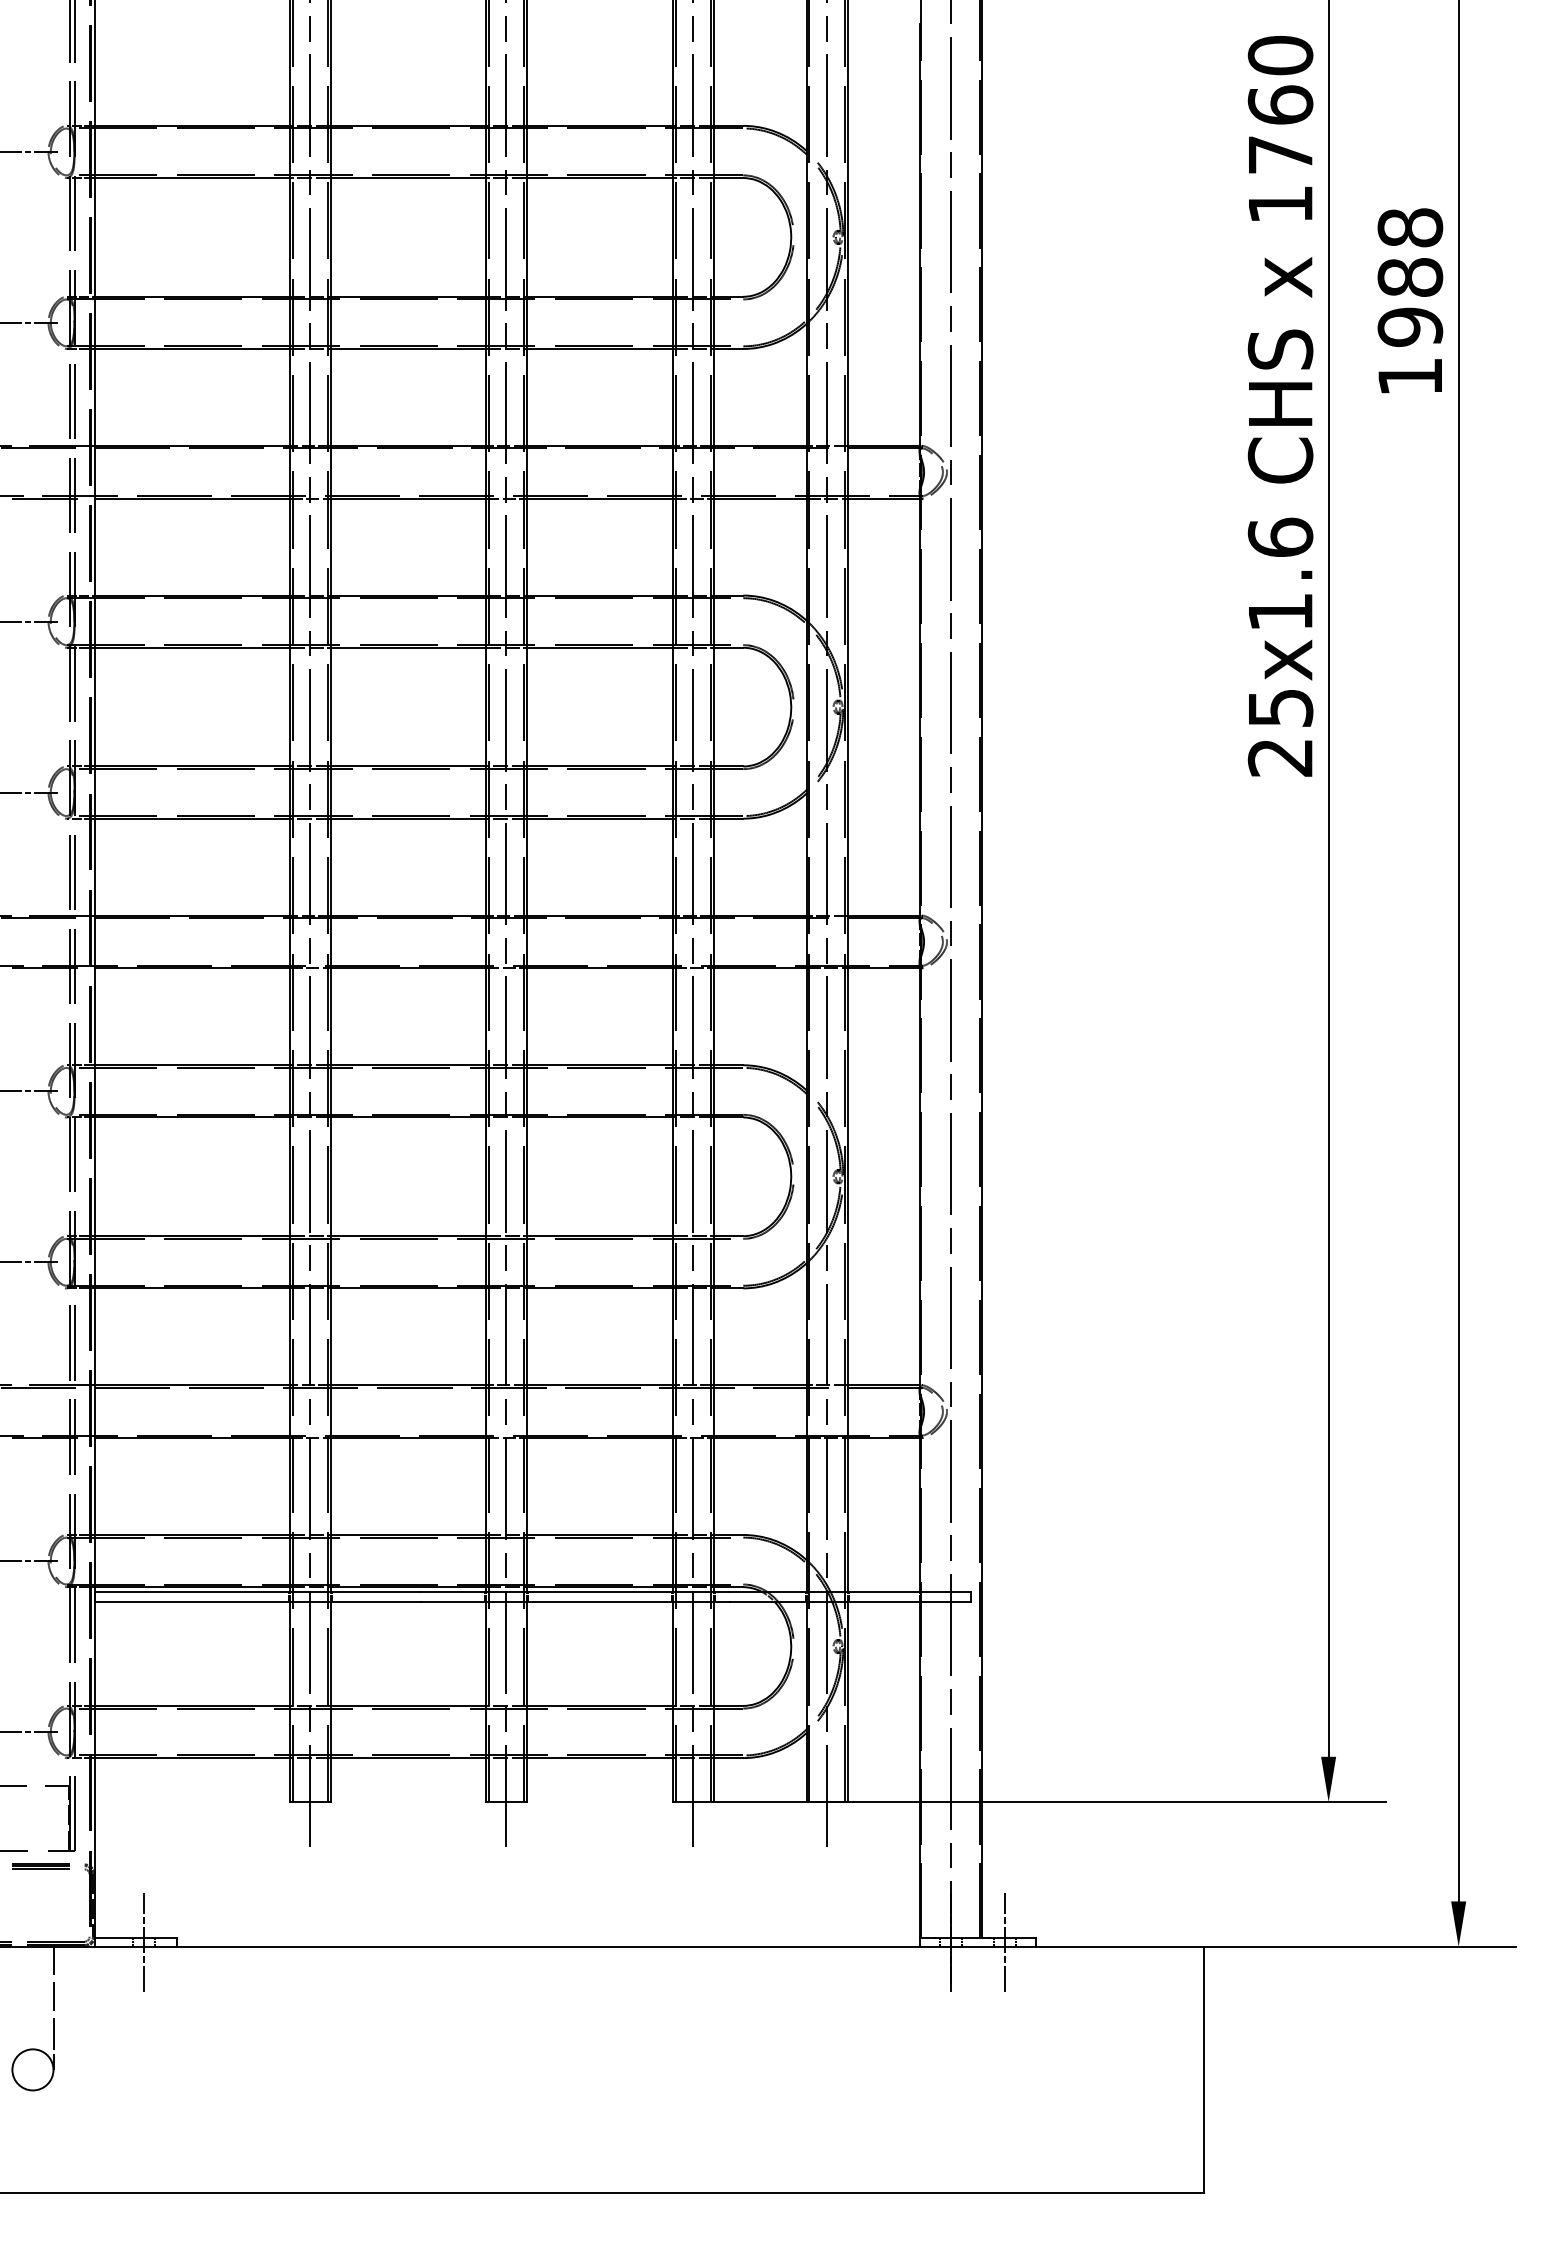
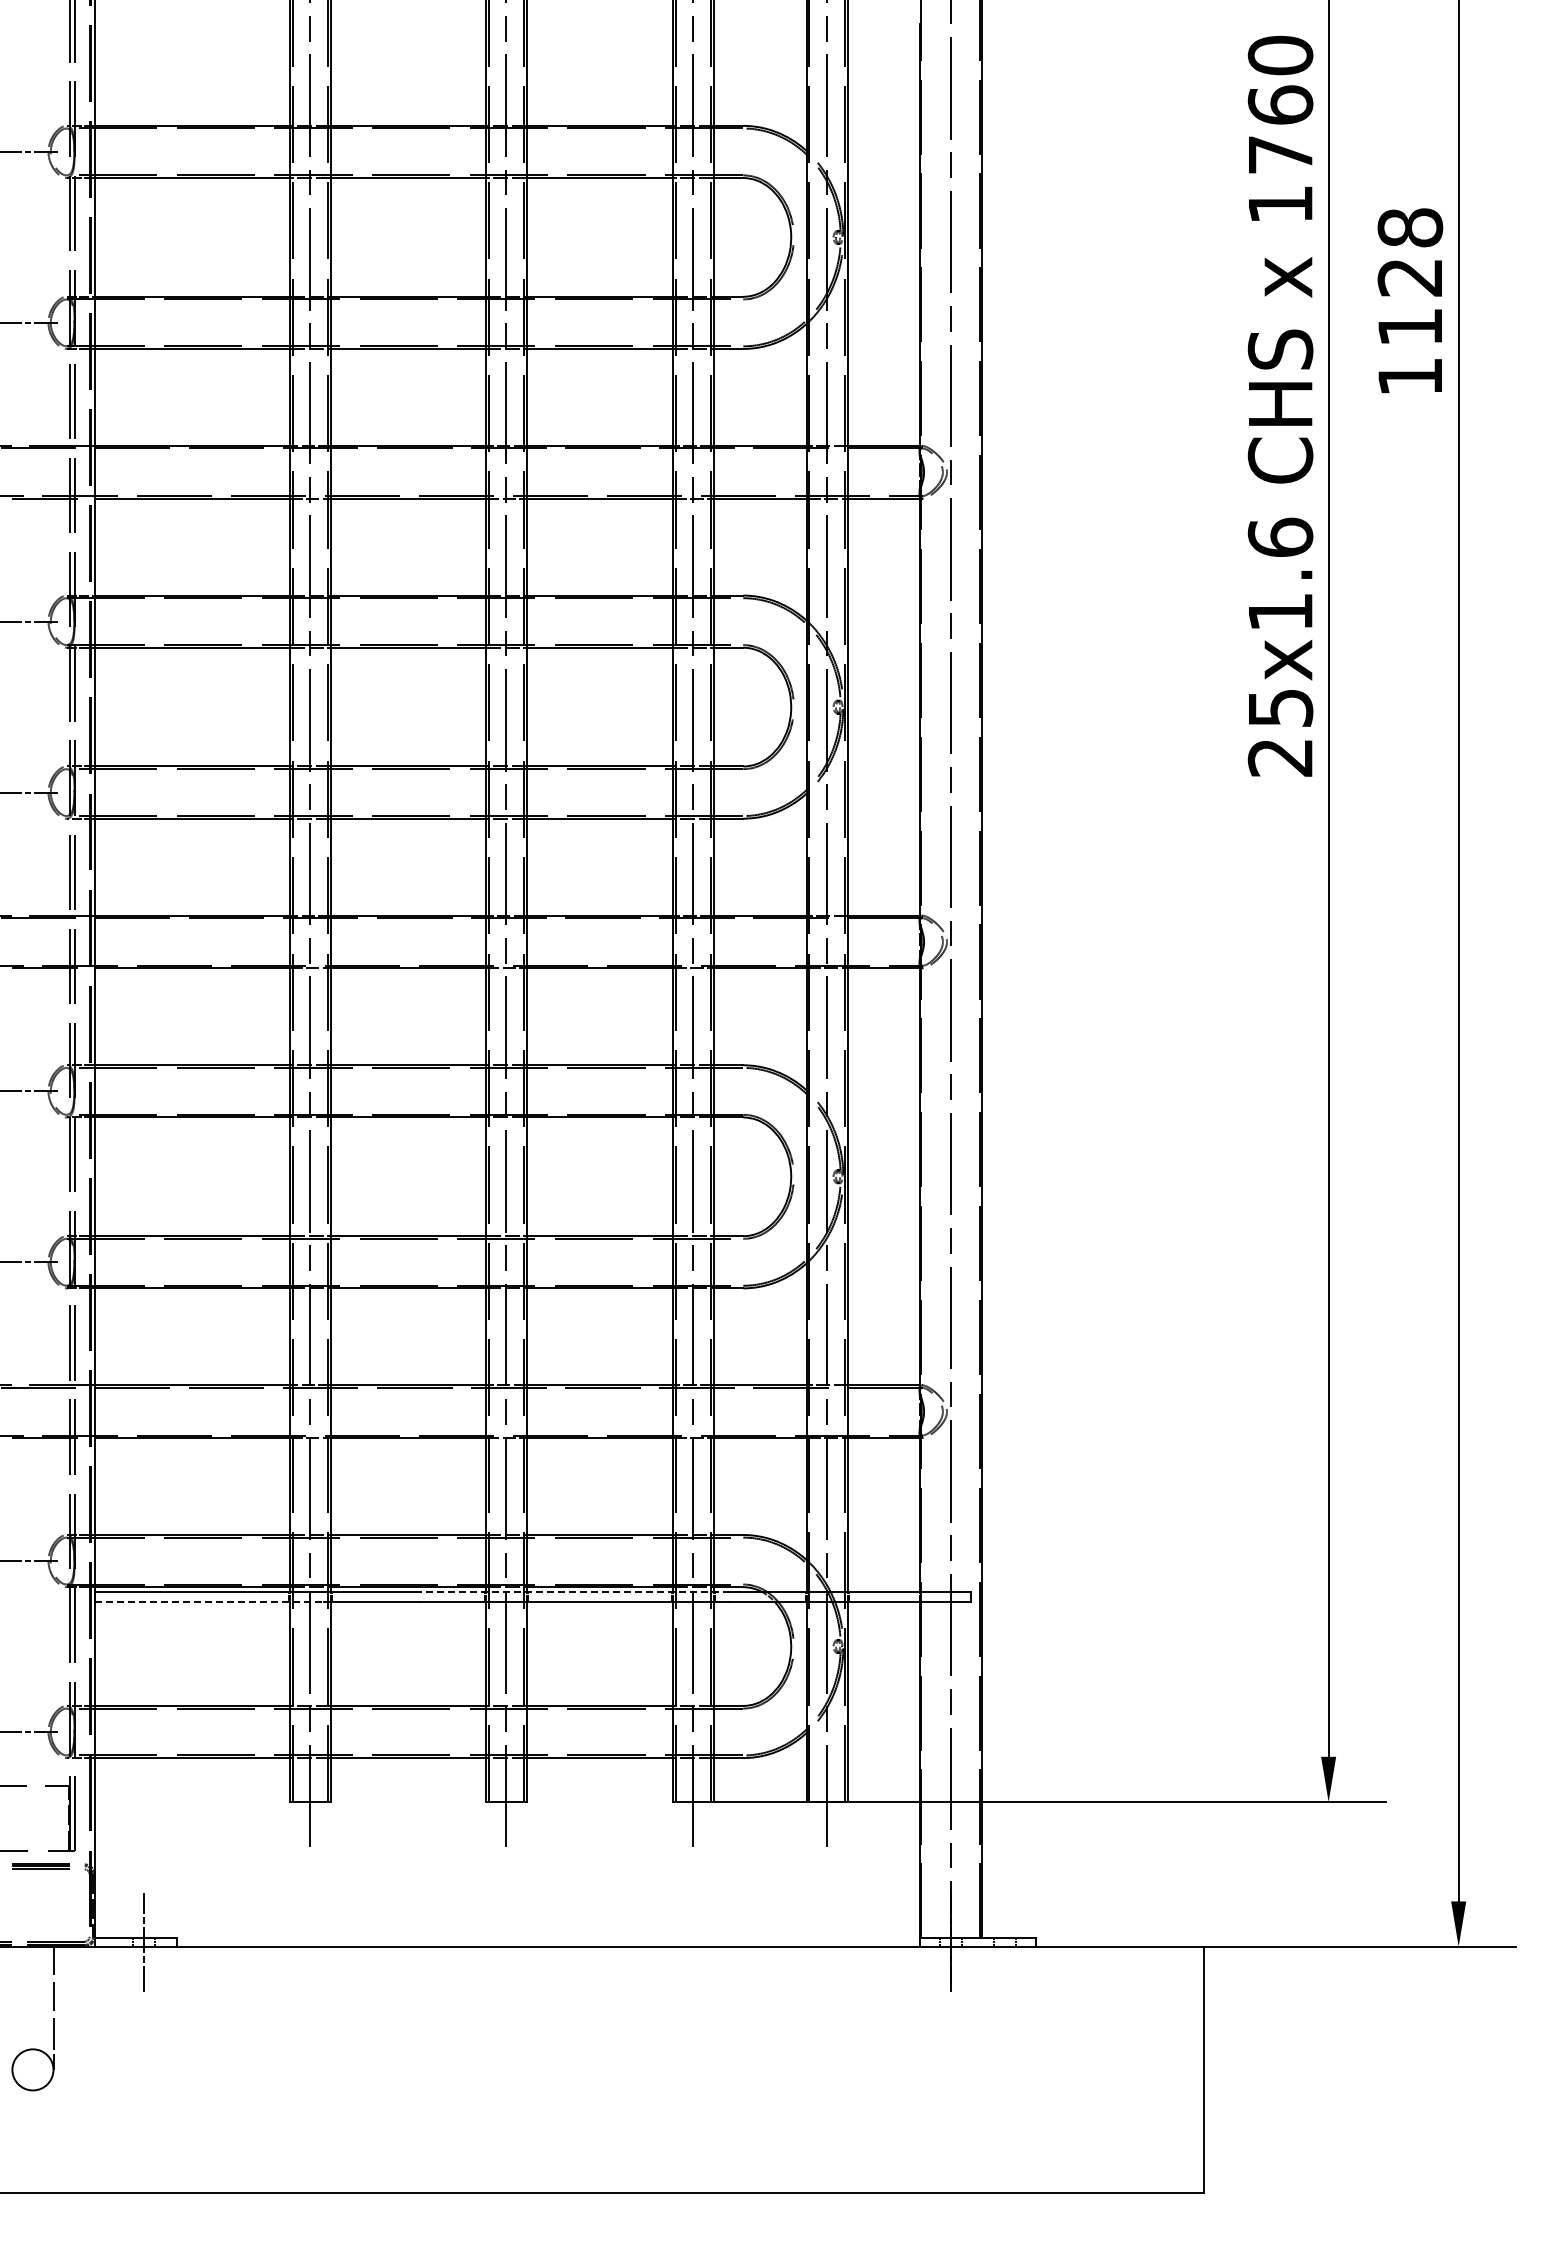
text: 1988 -> 1128 (1410, 302)
line: solid -> dashed (575, 1591)
line: solid -> dashed (209, 1601)
line: present -> none (1004, 1942)
